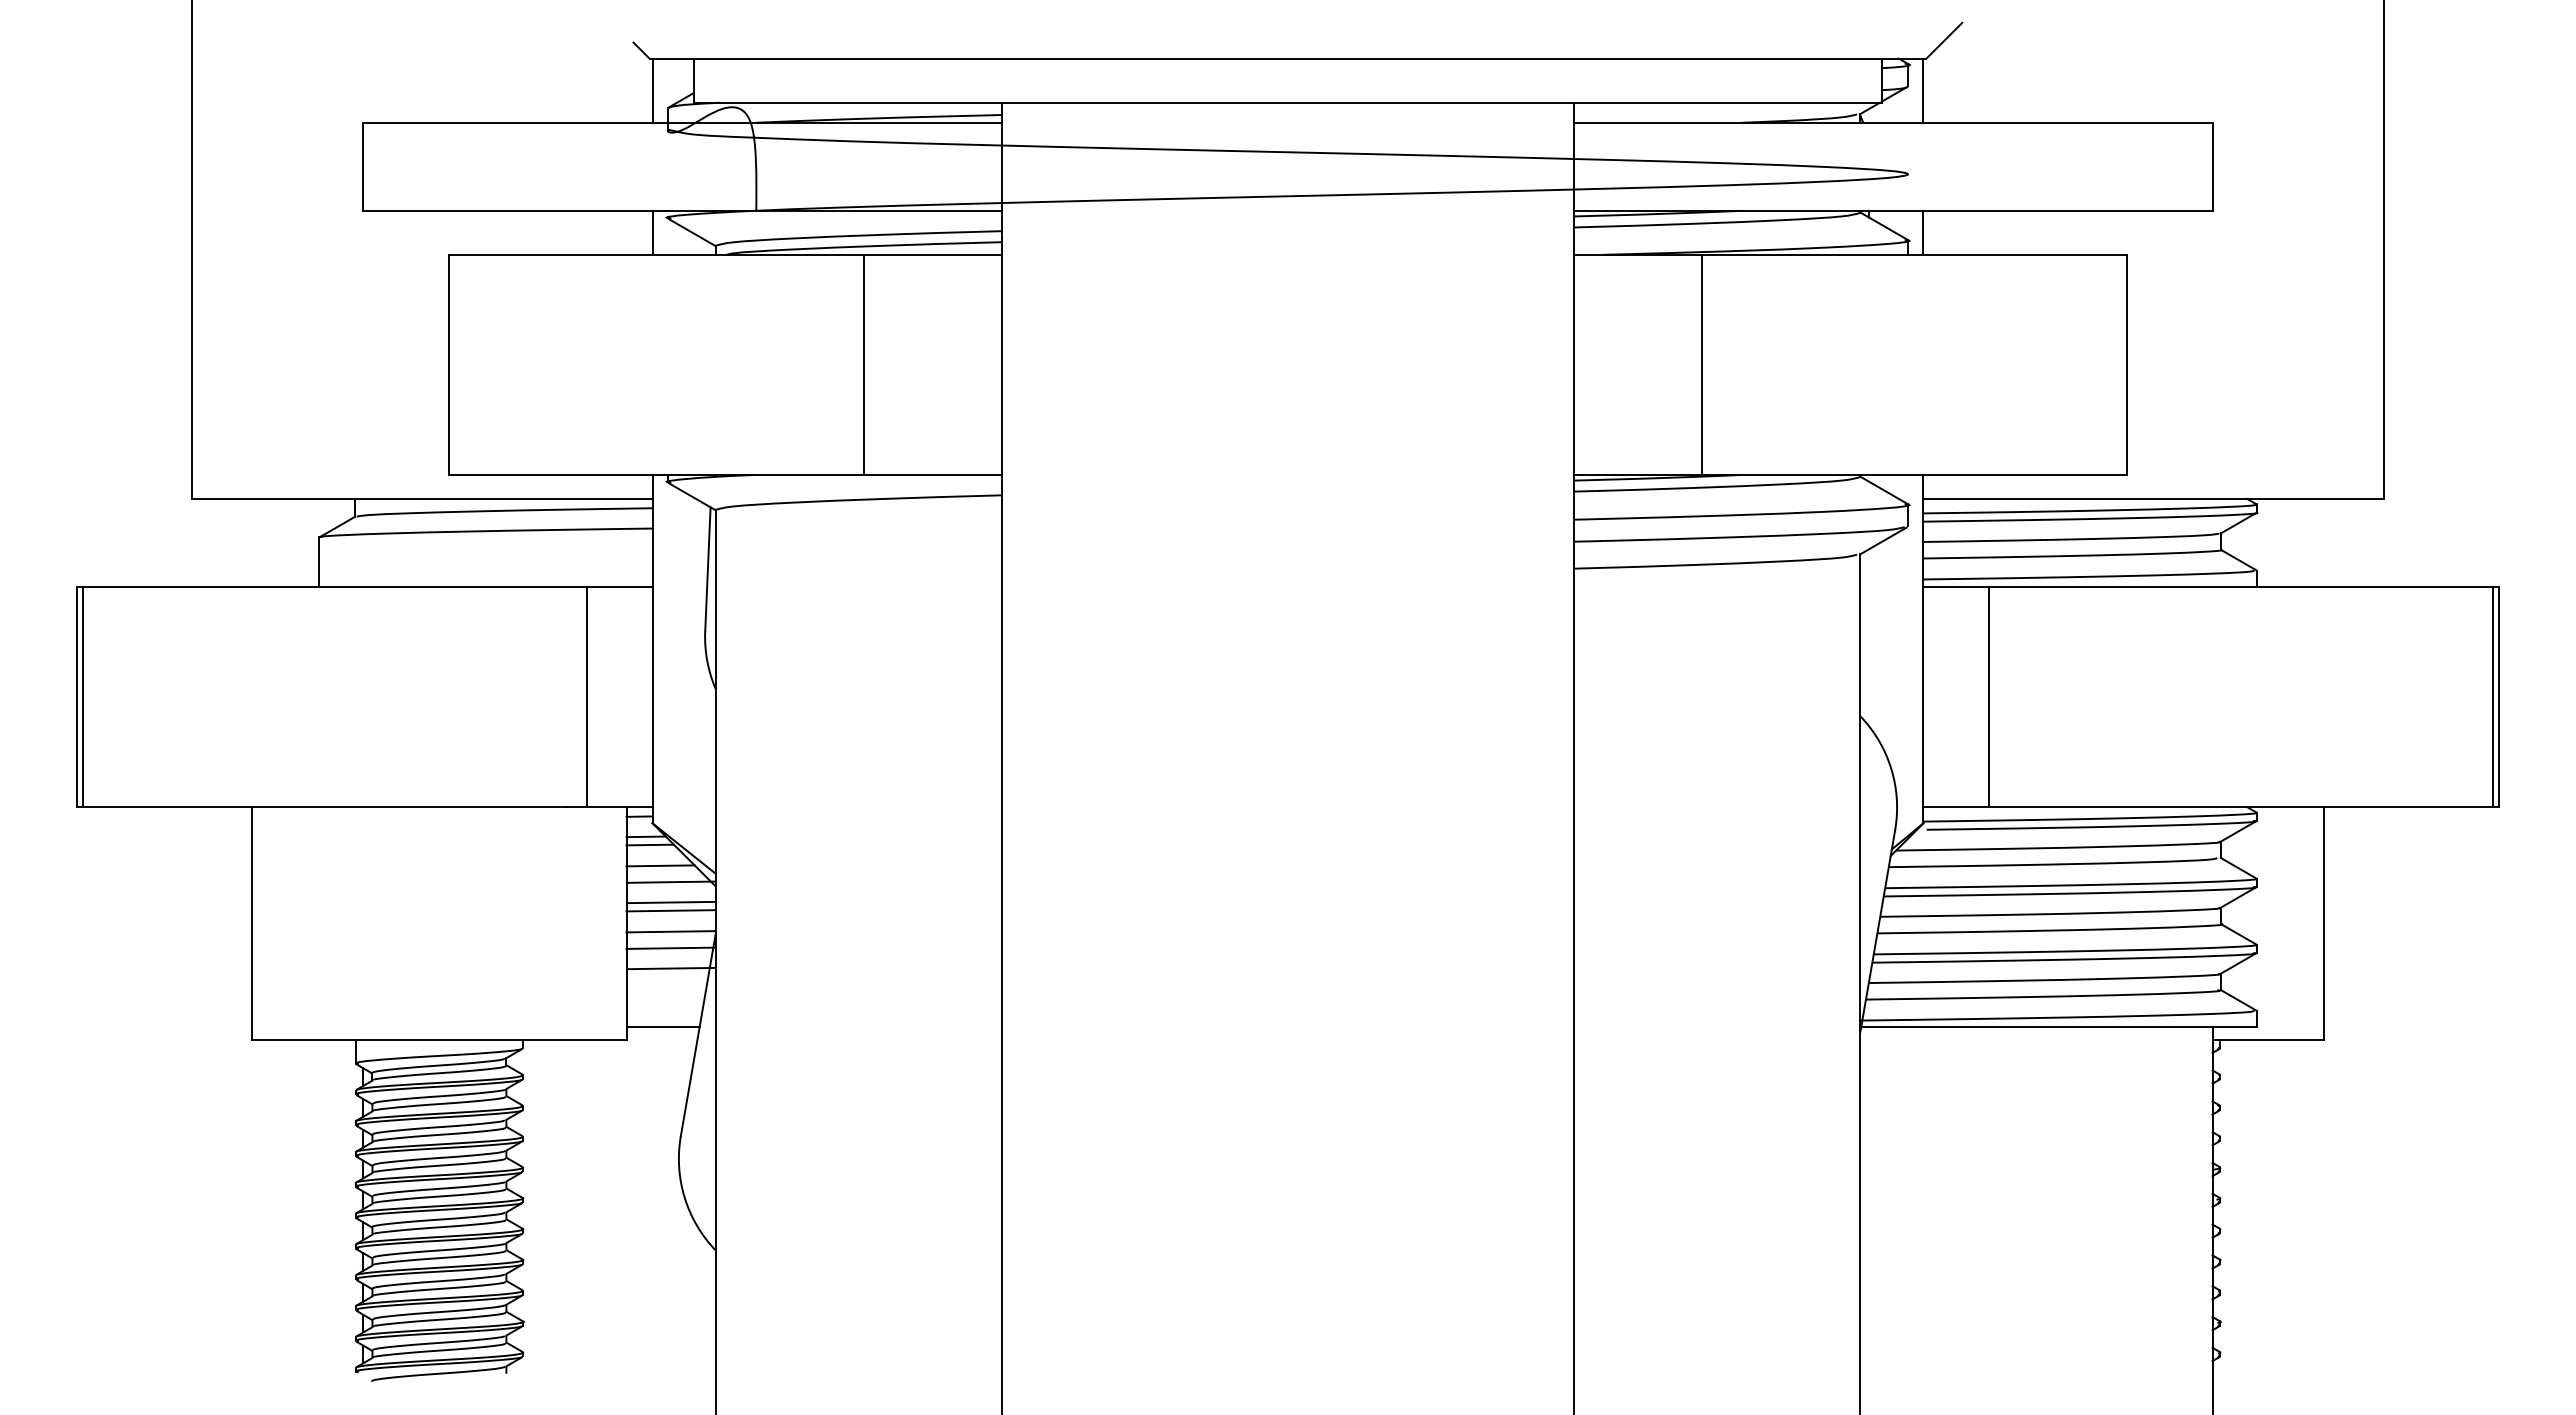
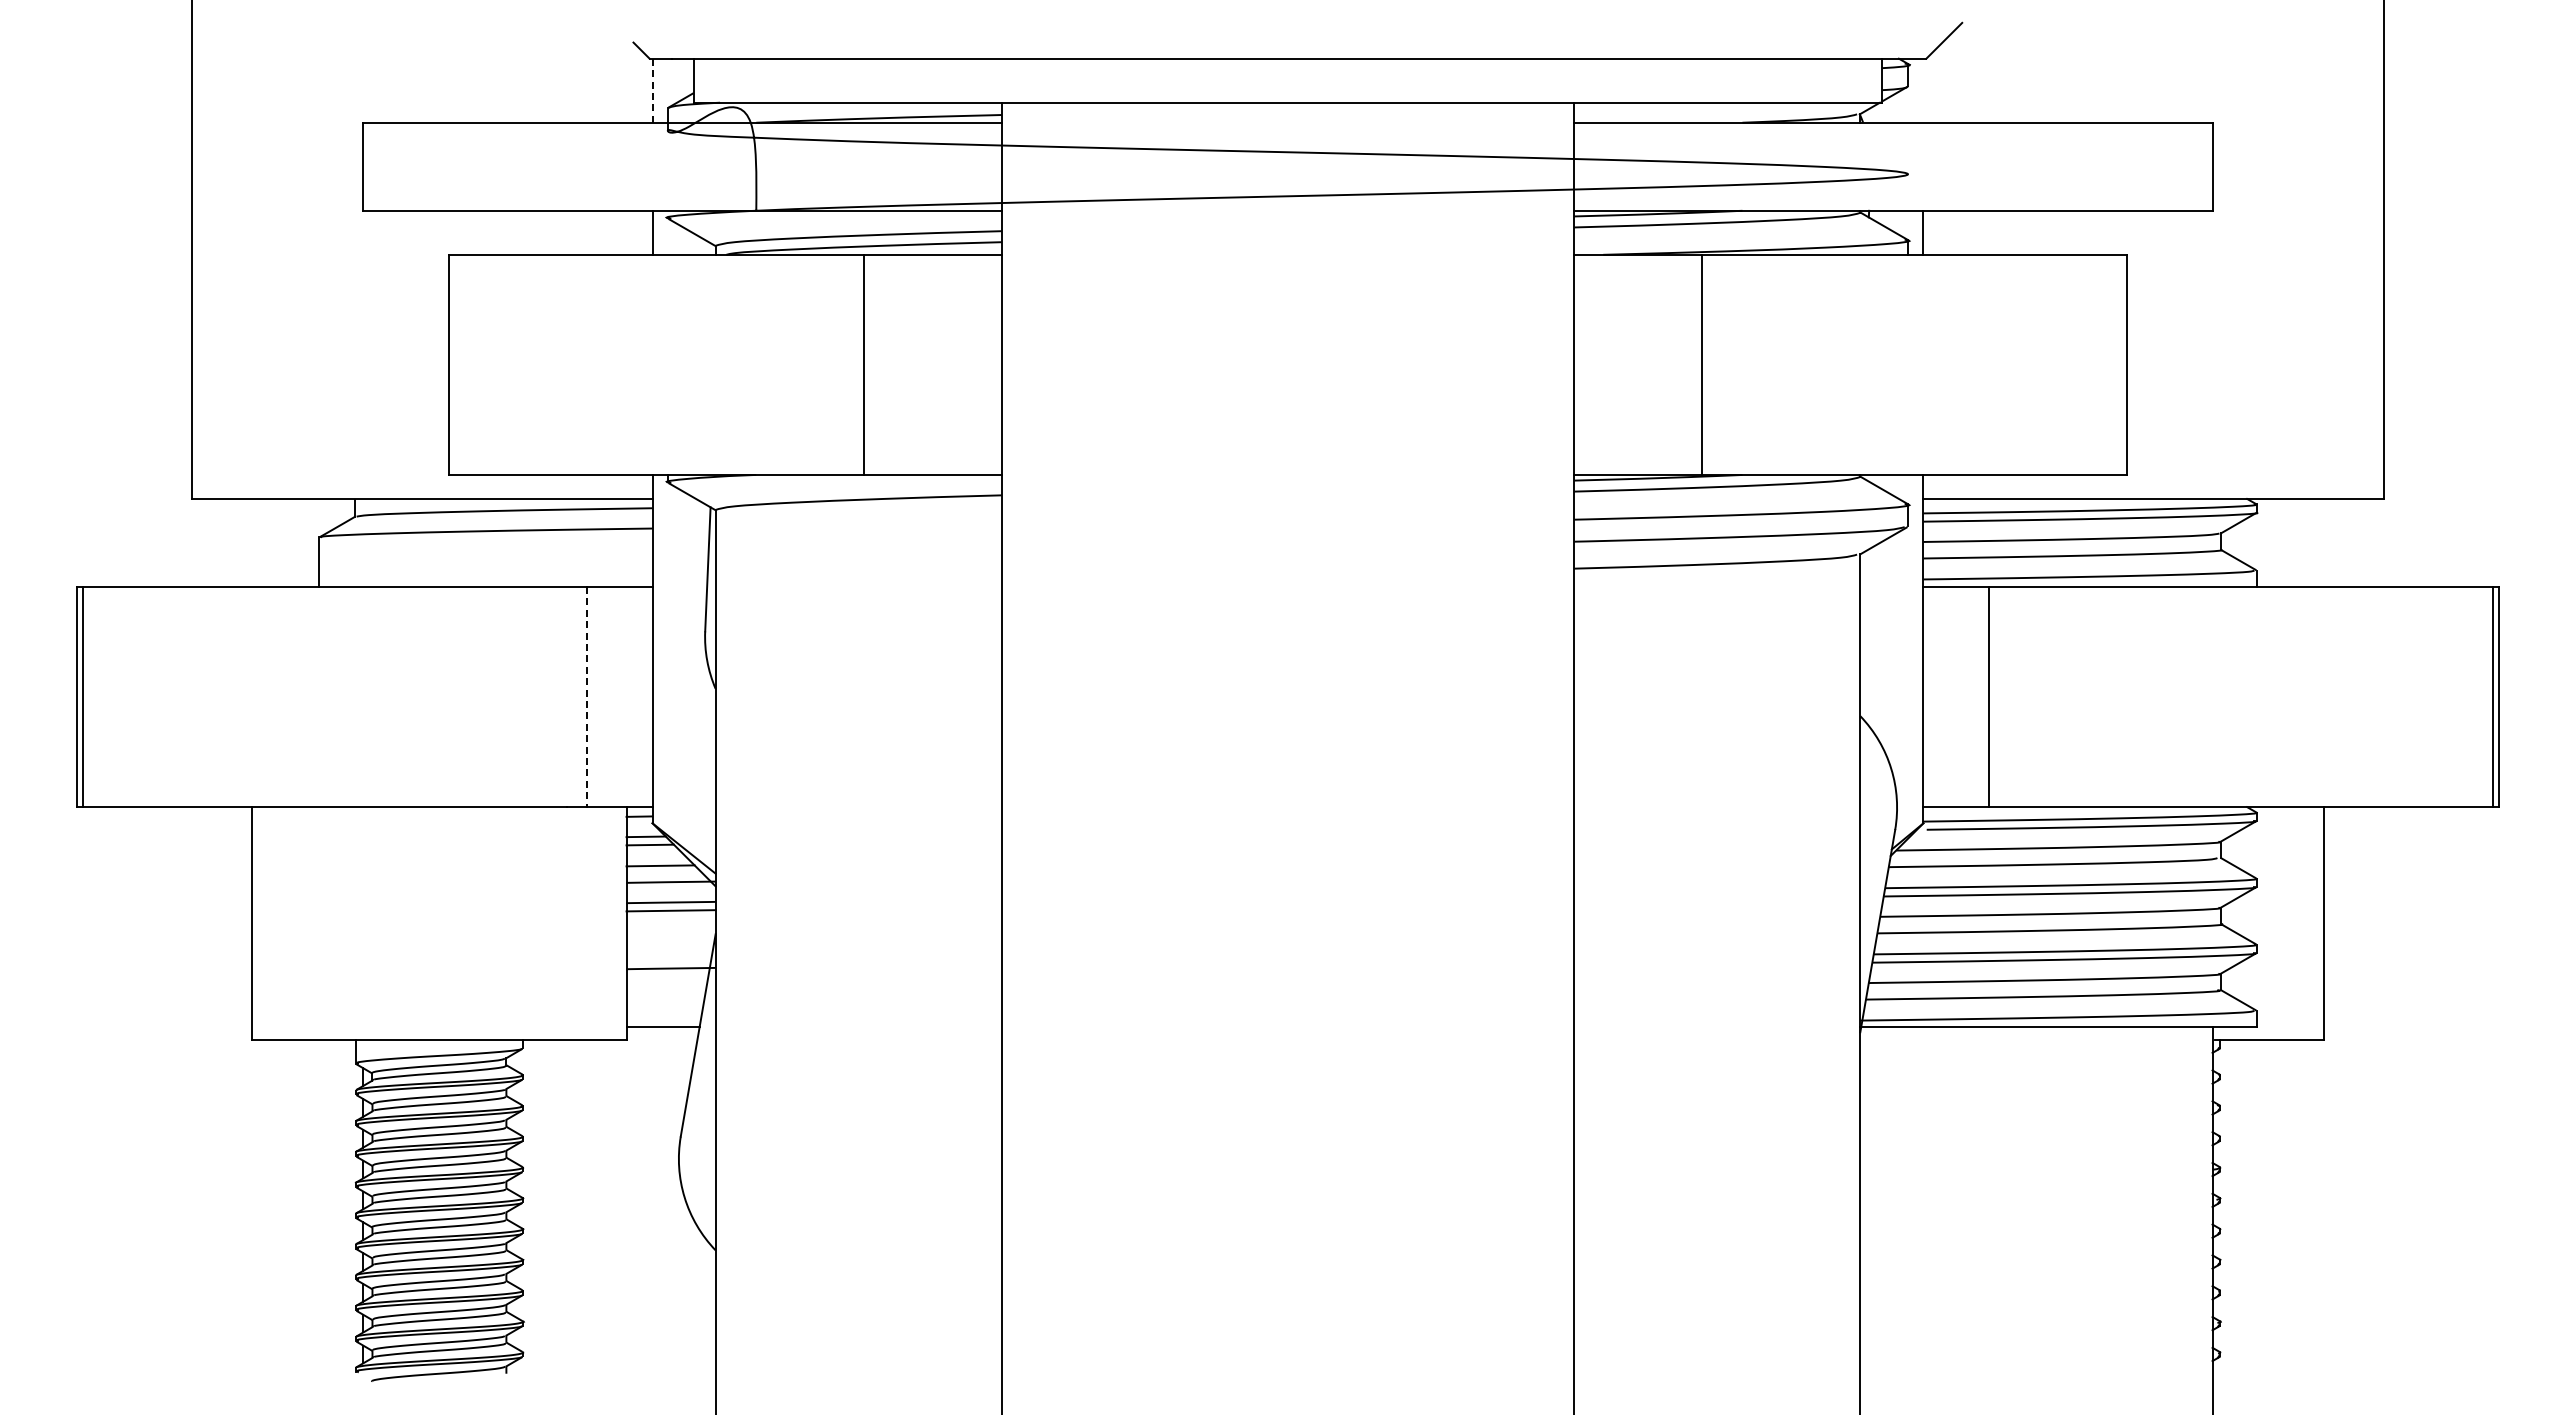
line: present -> none (1923, 90)
line: solid -> dashed (652, 91)
line: solid -> dashed (587, 697)
line: present -> none (670, 931)
line: present -> none (670, 947)
